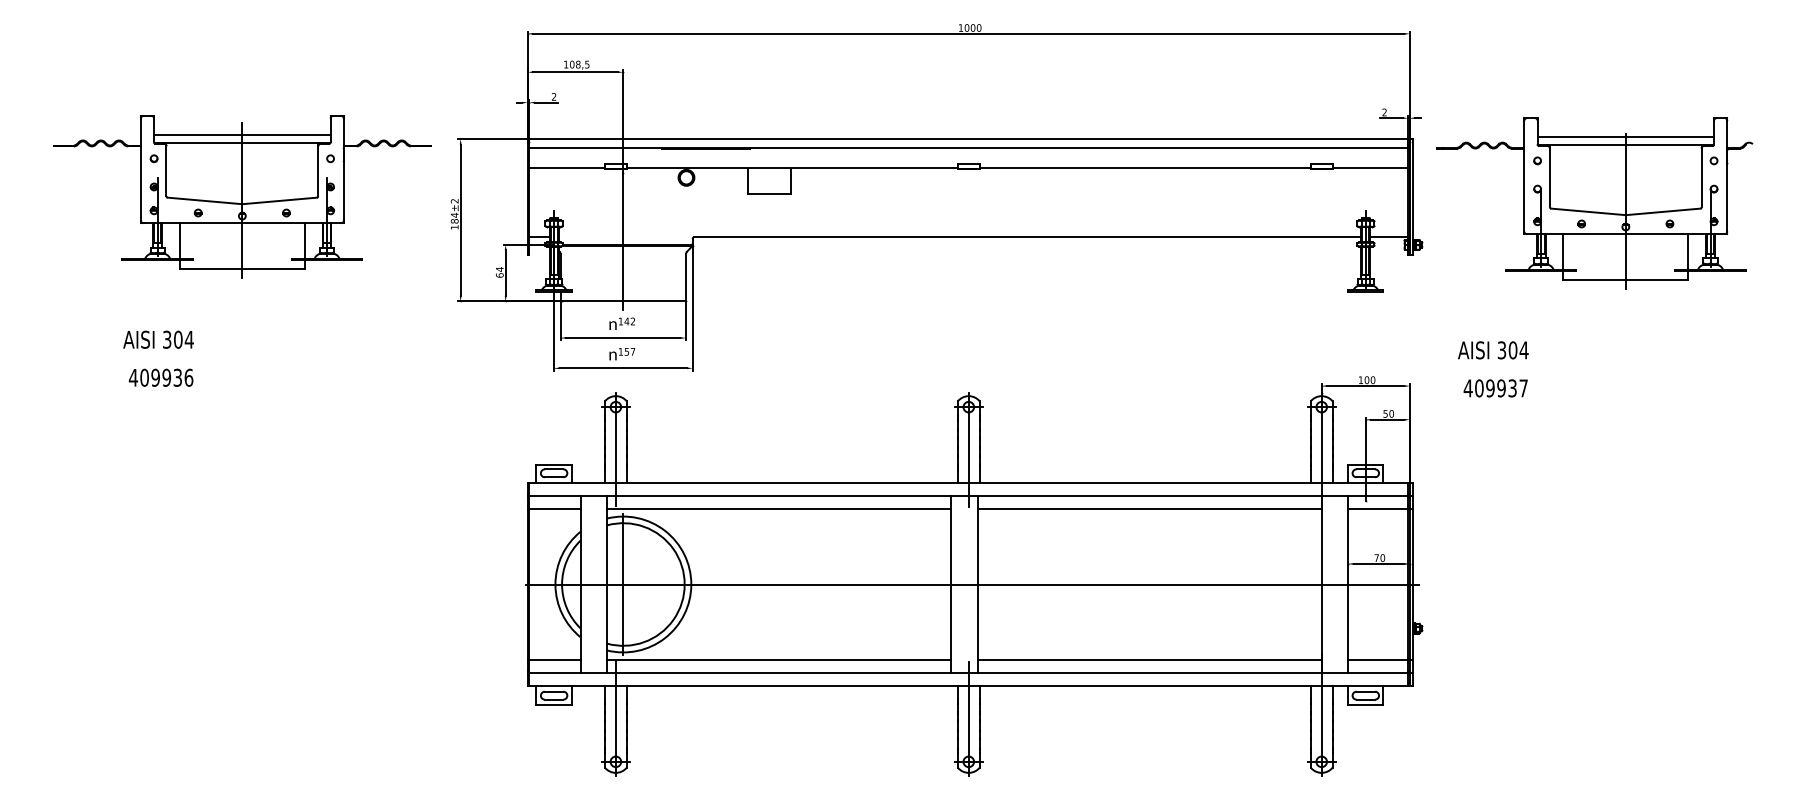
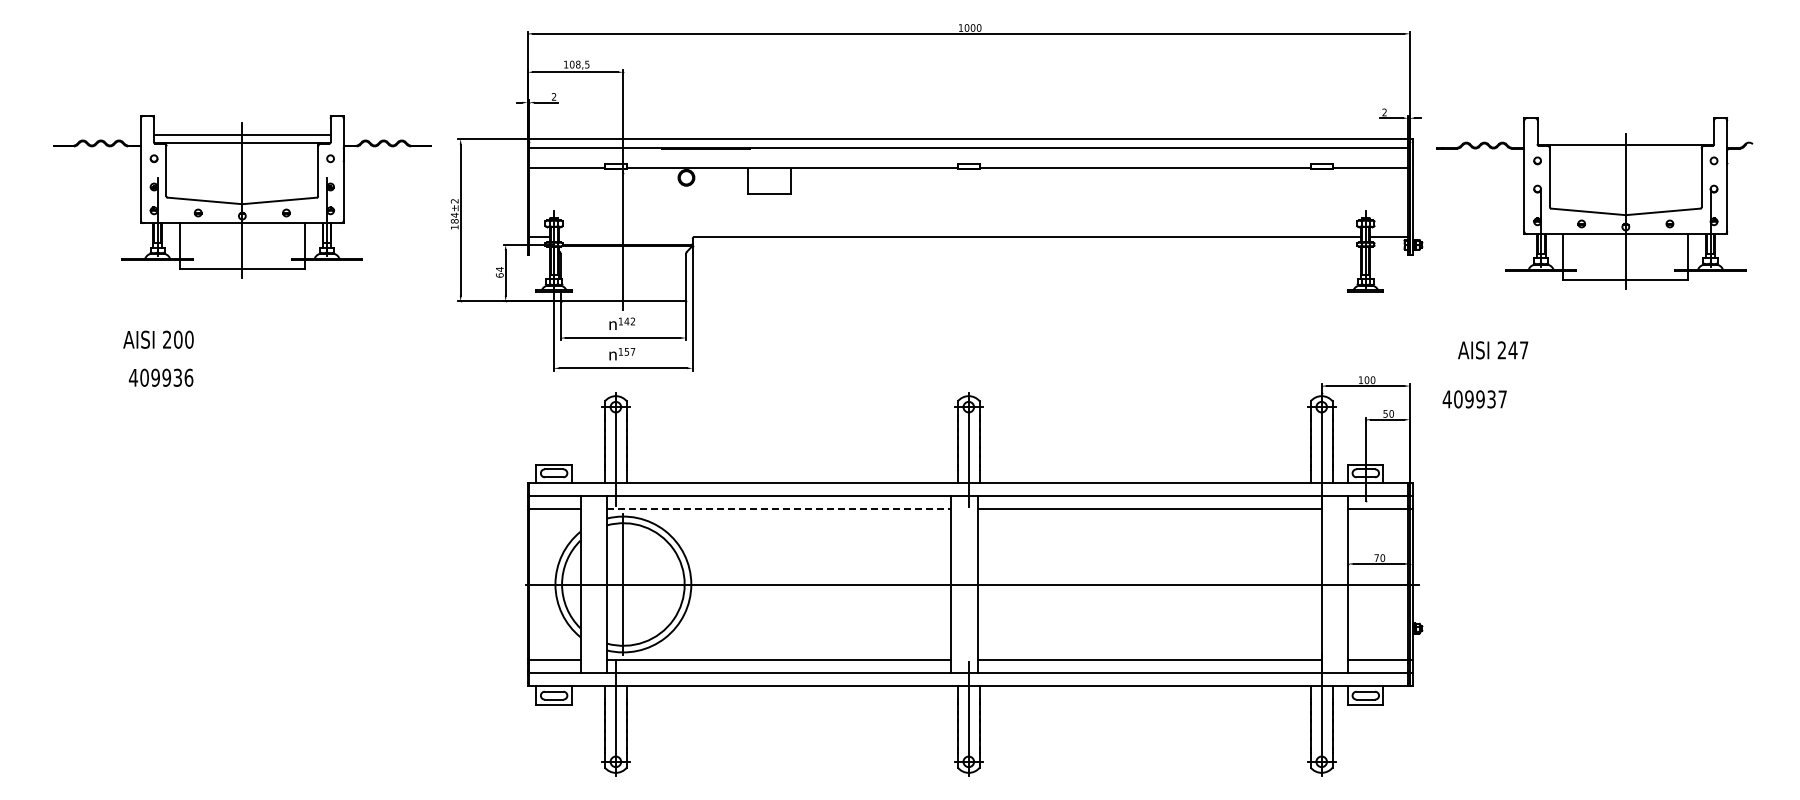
line: present -> none (1625, 136)
text: 304 -> 200 (178, 339)
text: 304 -> 247 (1512, 350)
text position: (1495, 388) -> (1474, 399) (1474, 399)
line: solid -> dashed (779, 508)
